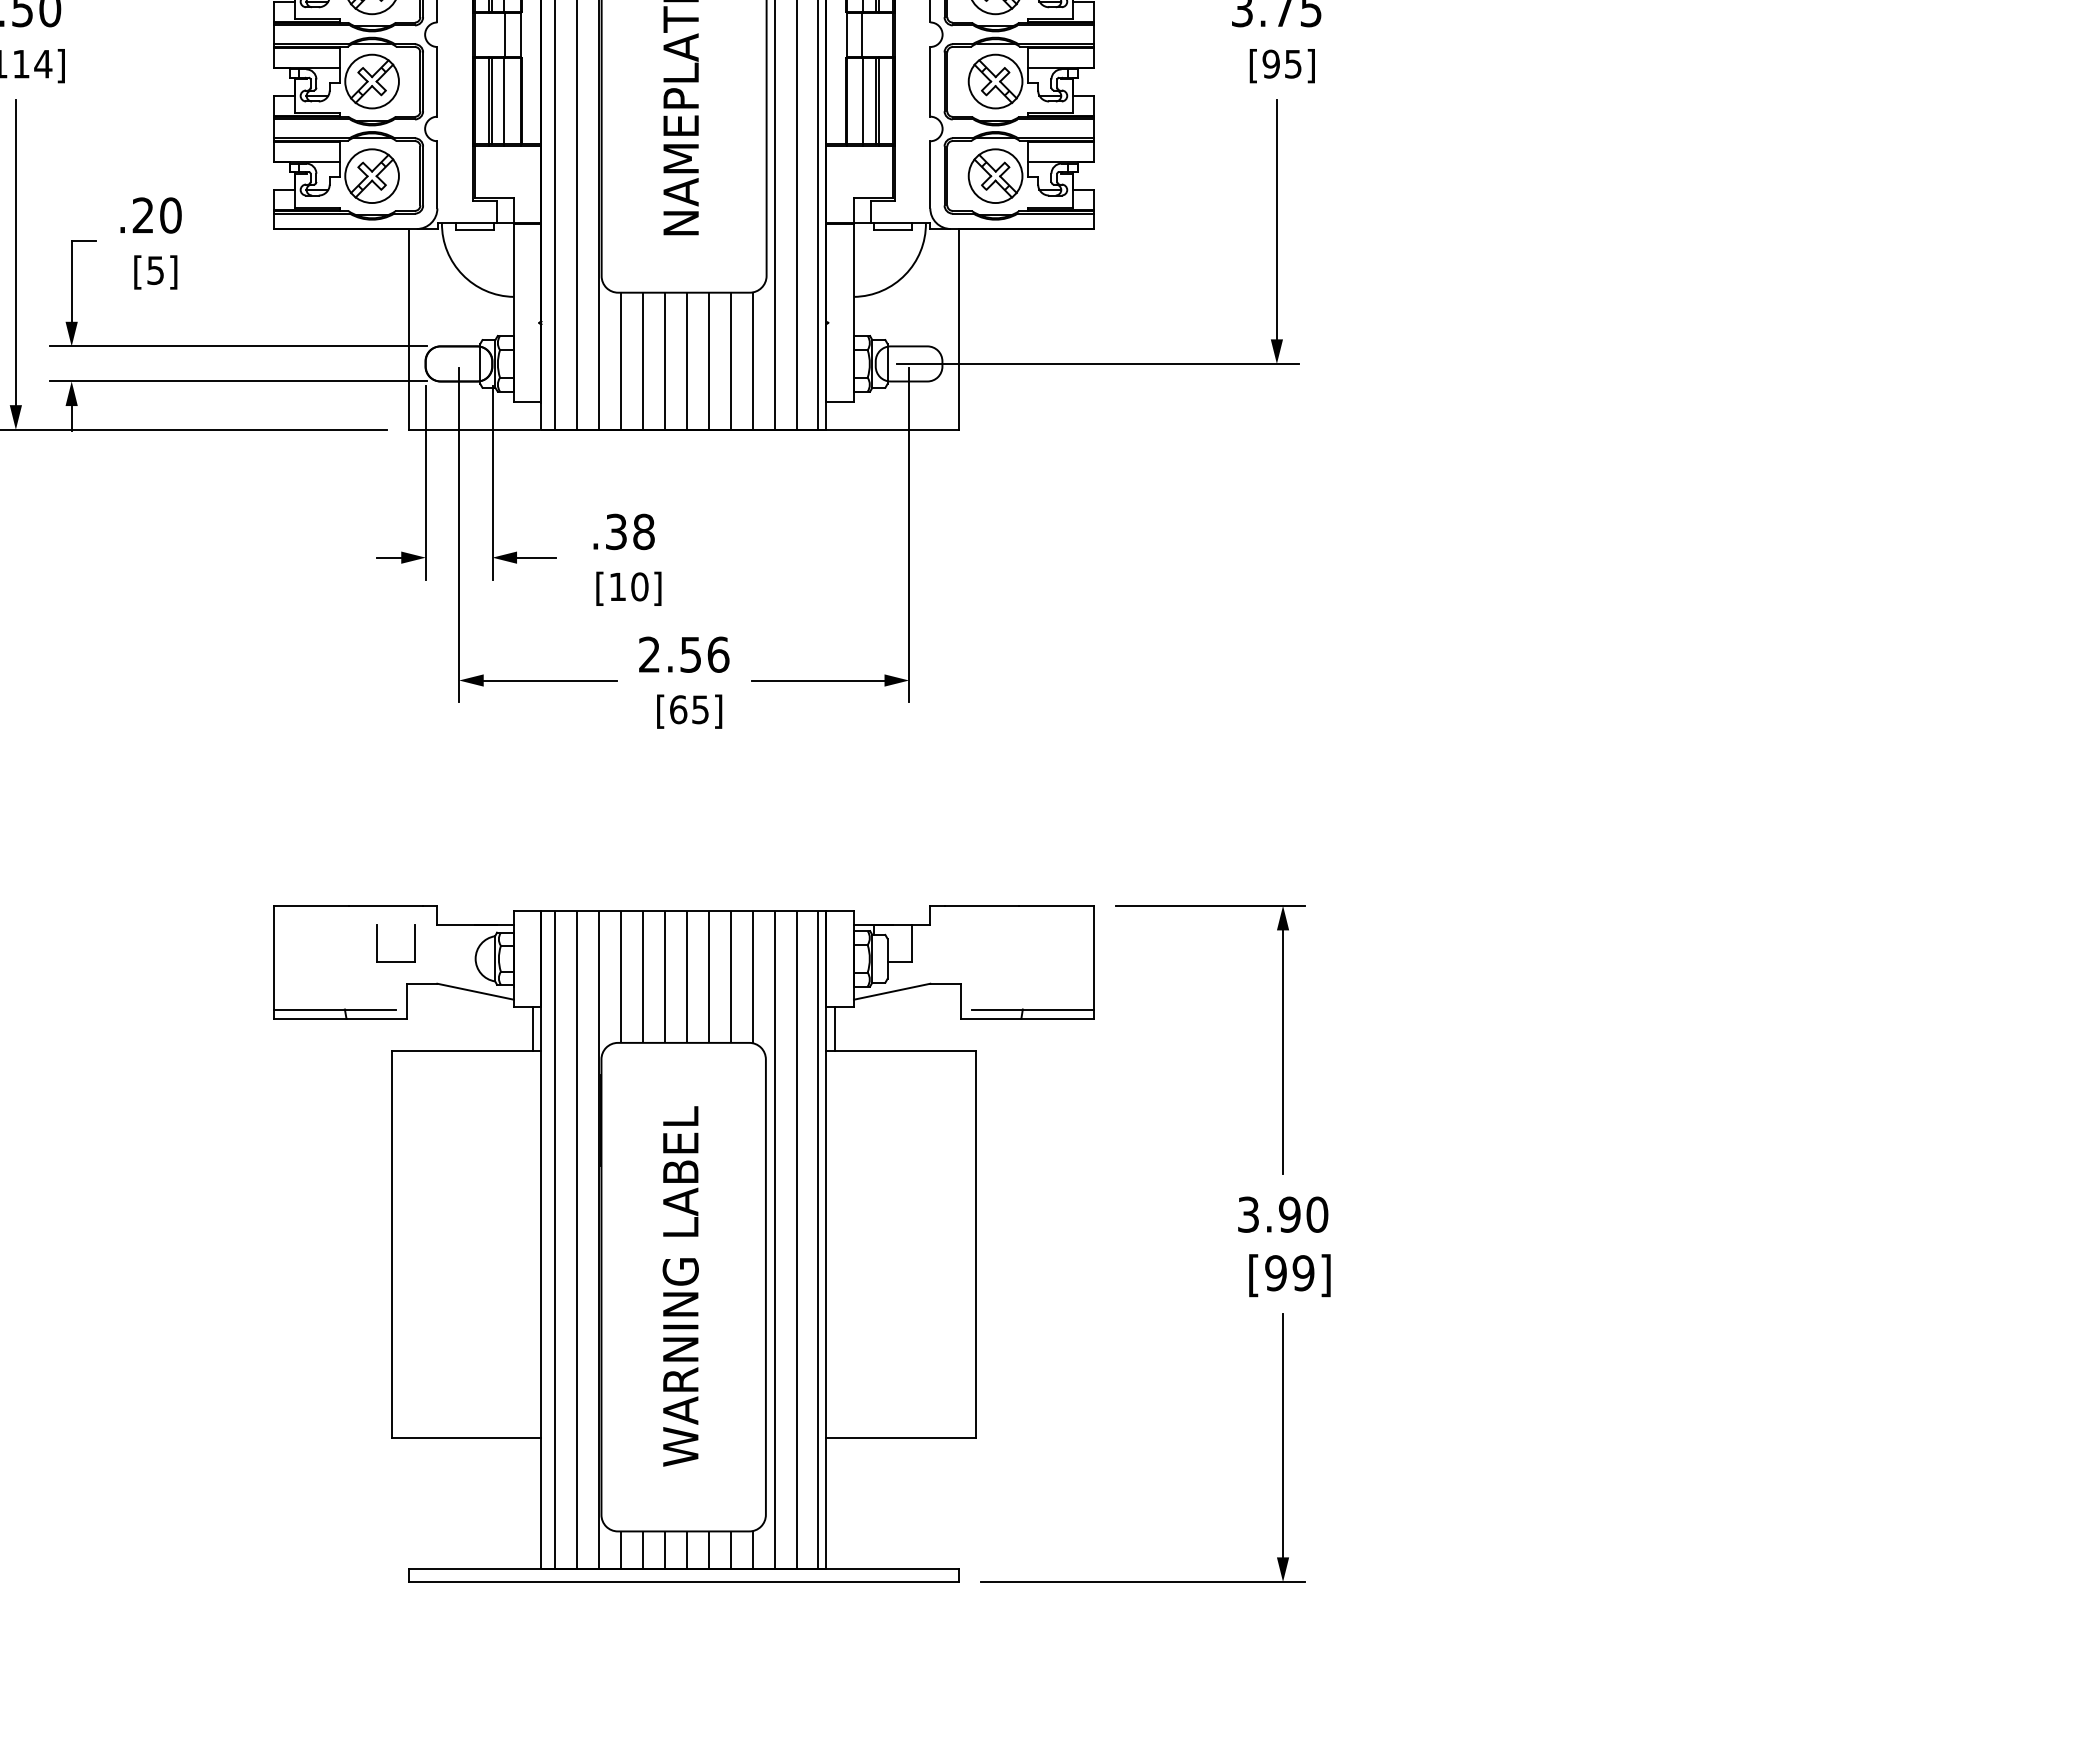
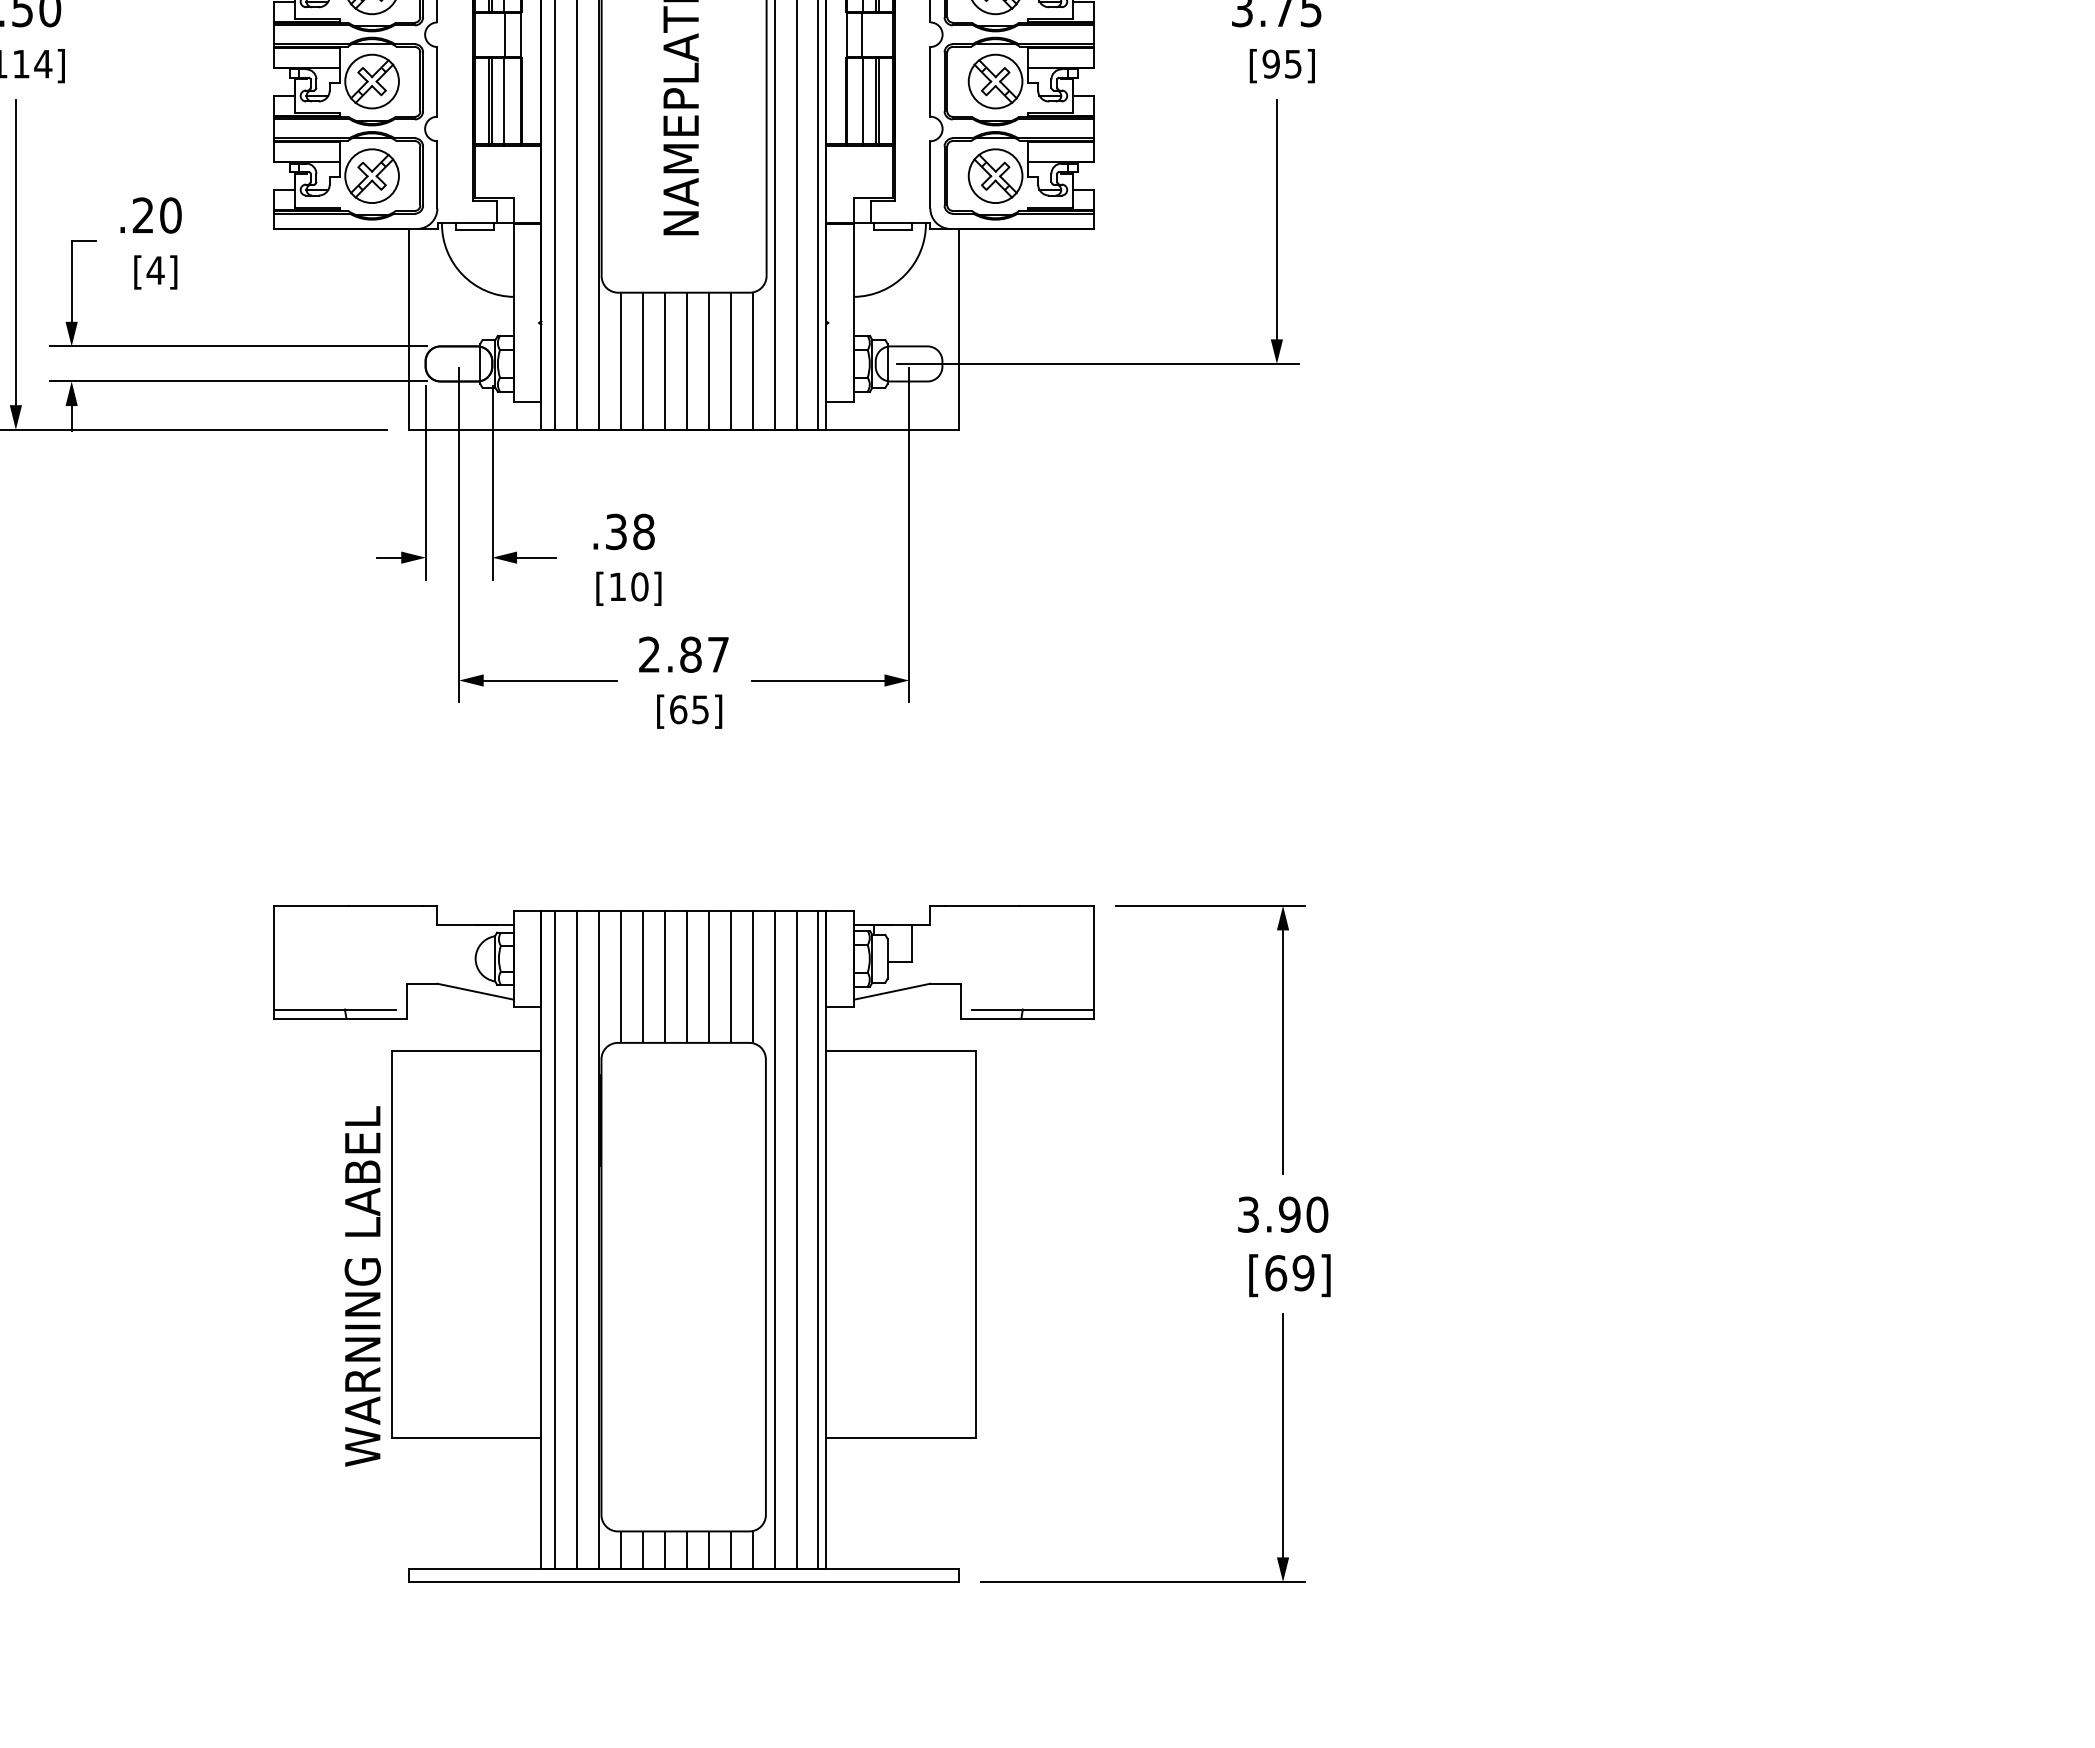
text: [5] -> [4] (155, 270)
text: 2.56 -> 2.87 (704, 654)
part: present -> none (377, 943)
line: present -> none (533, 1028)
line: present -> none (834, 1028)
text: [99] -> [69] (1276, 1273)
text position: (680, 1286) -> (362, 1286) (362, 1286)
